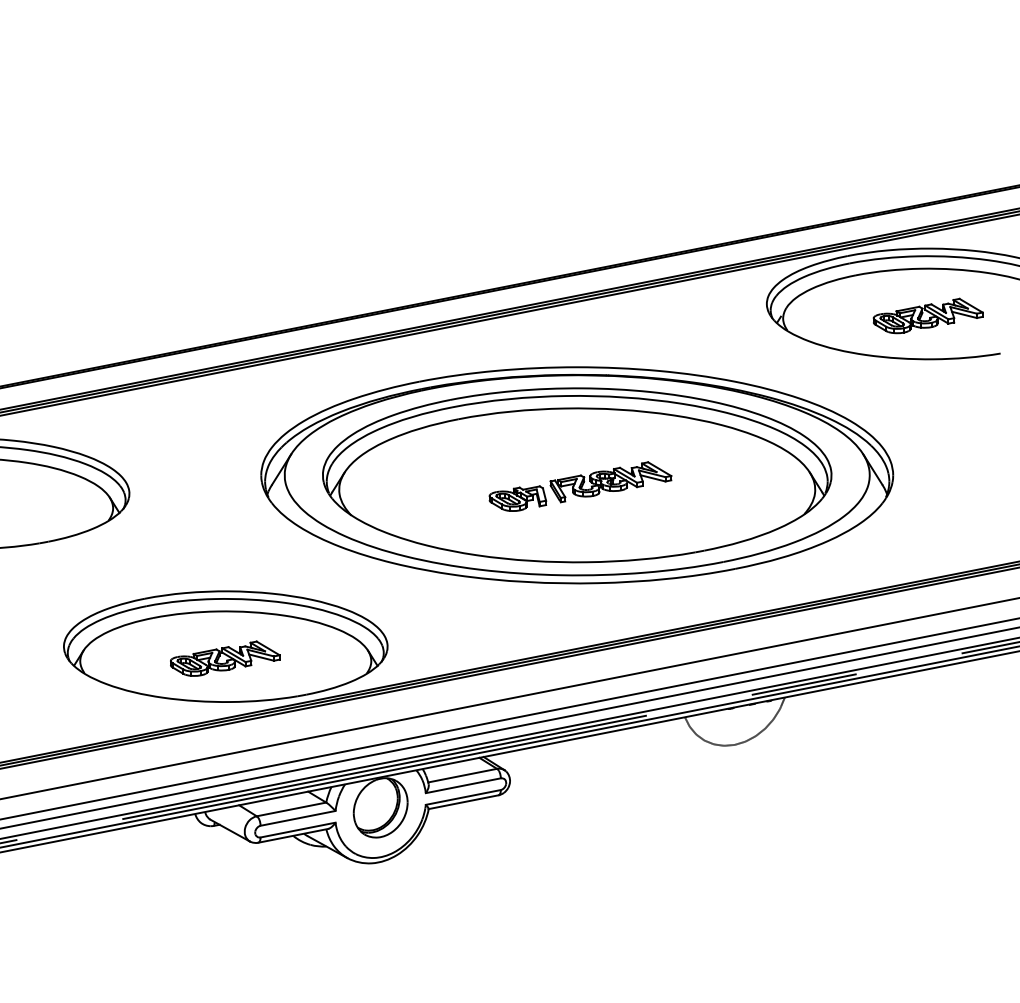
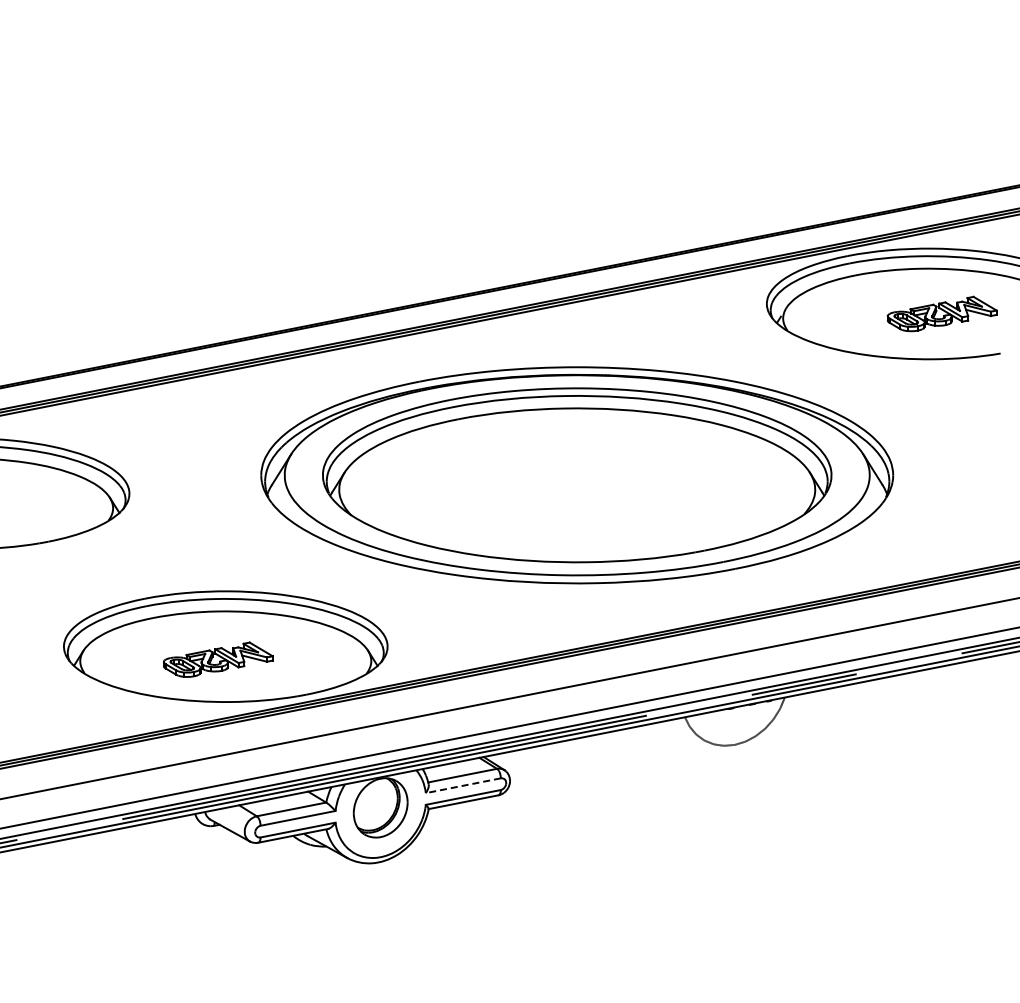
part position: (927, 315) -> (941, 313) (941, 313)
part: present -> none (580, 486)
part position: (225, 658) -> (218, 659) (218, 659)
line: present -> none (509, 718)
line: solid -> dashed (462, 785)
